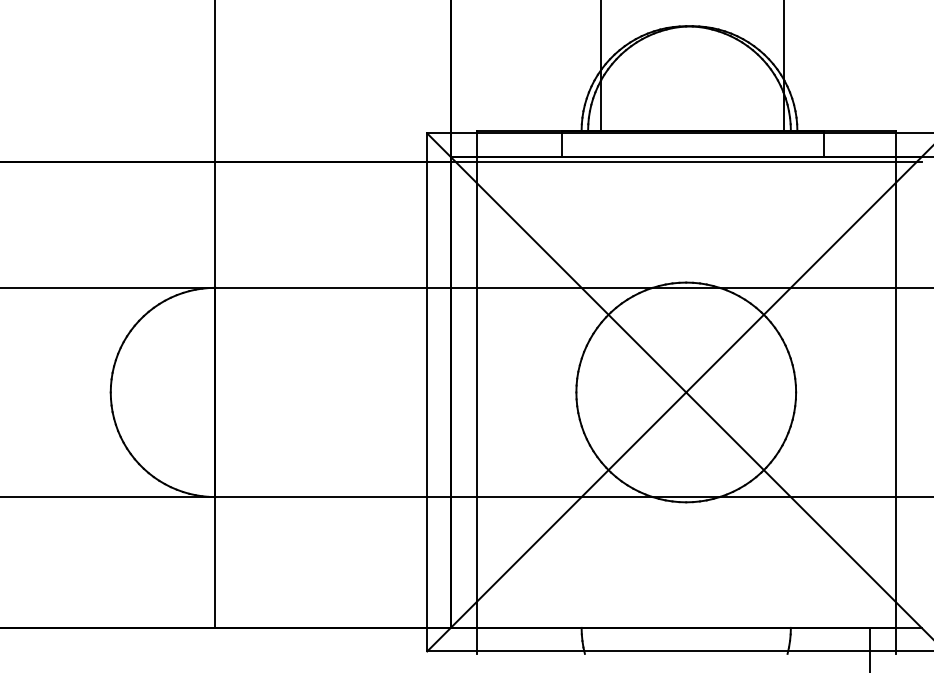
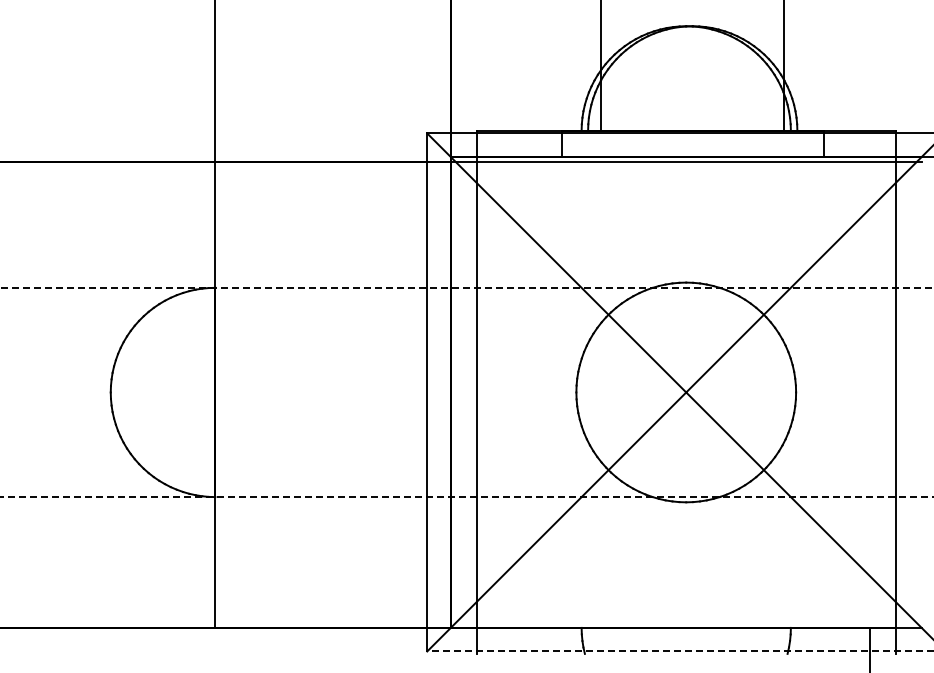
line: solid -> dashed (466, 287)
line: solid -> dashed (467, 497)
line: solid -> dashed (680, 651)
